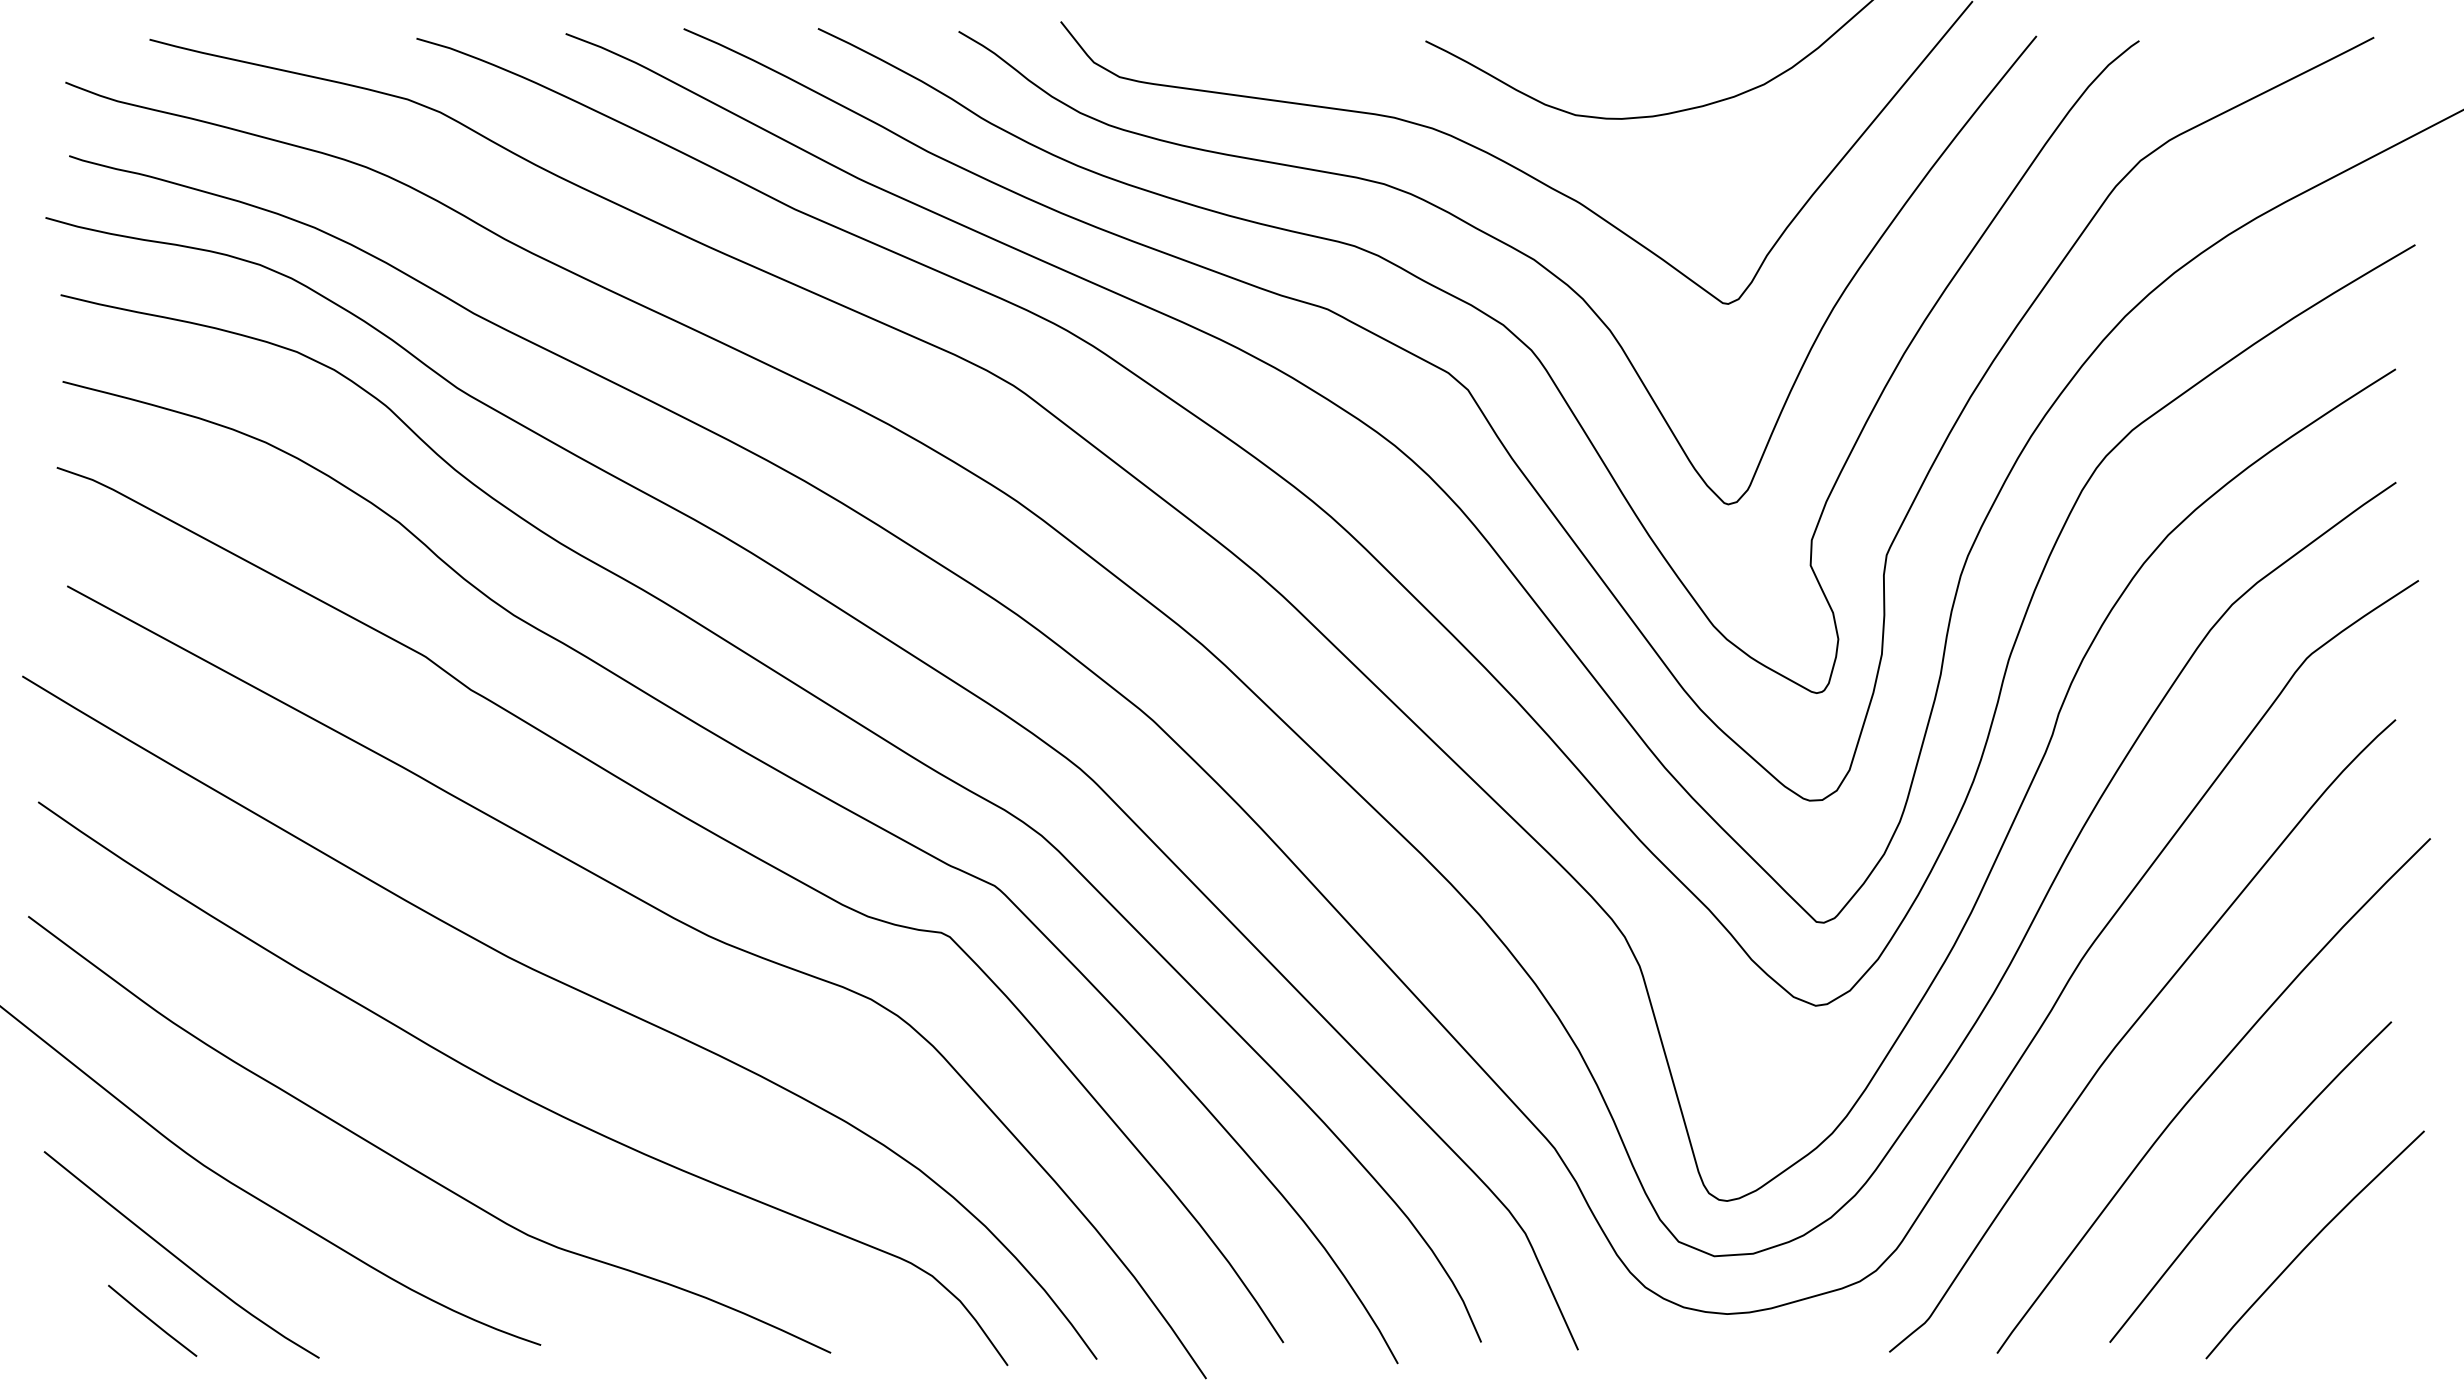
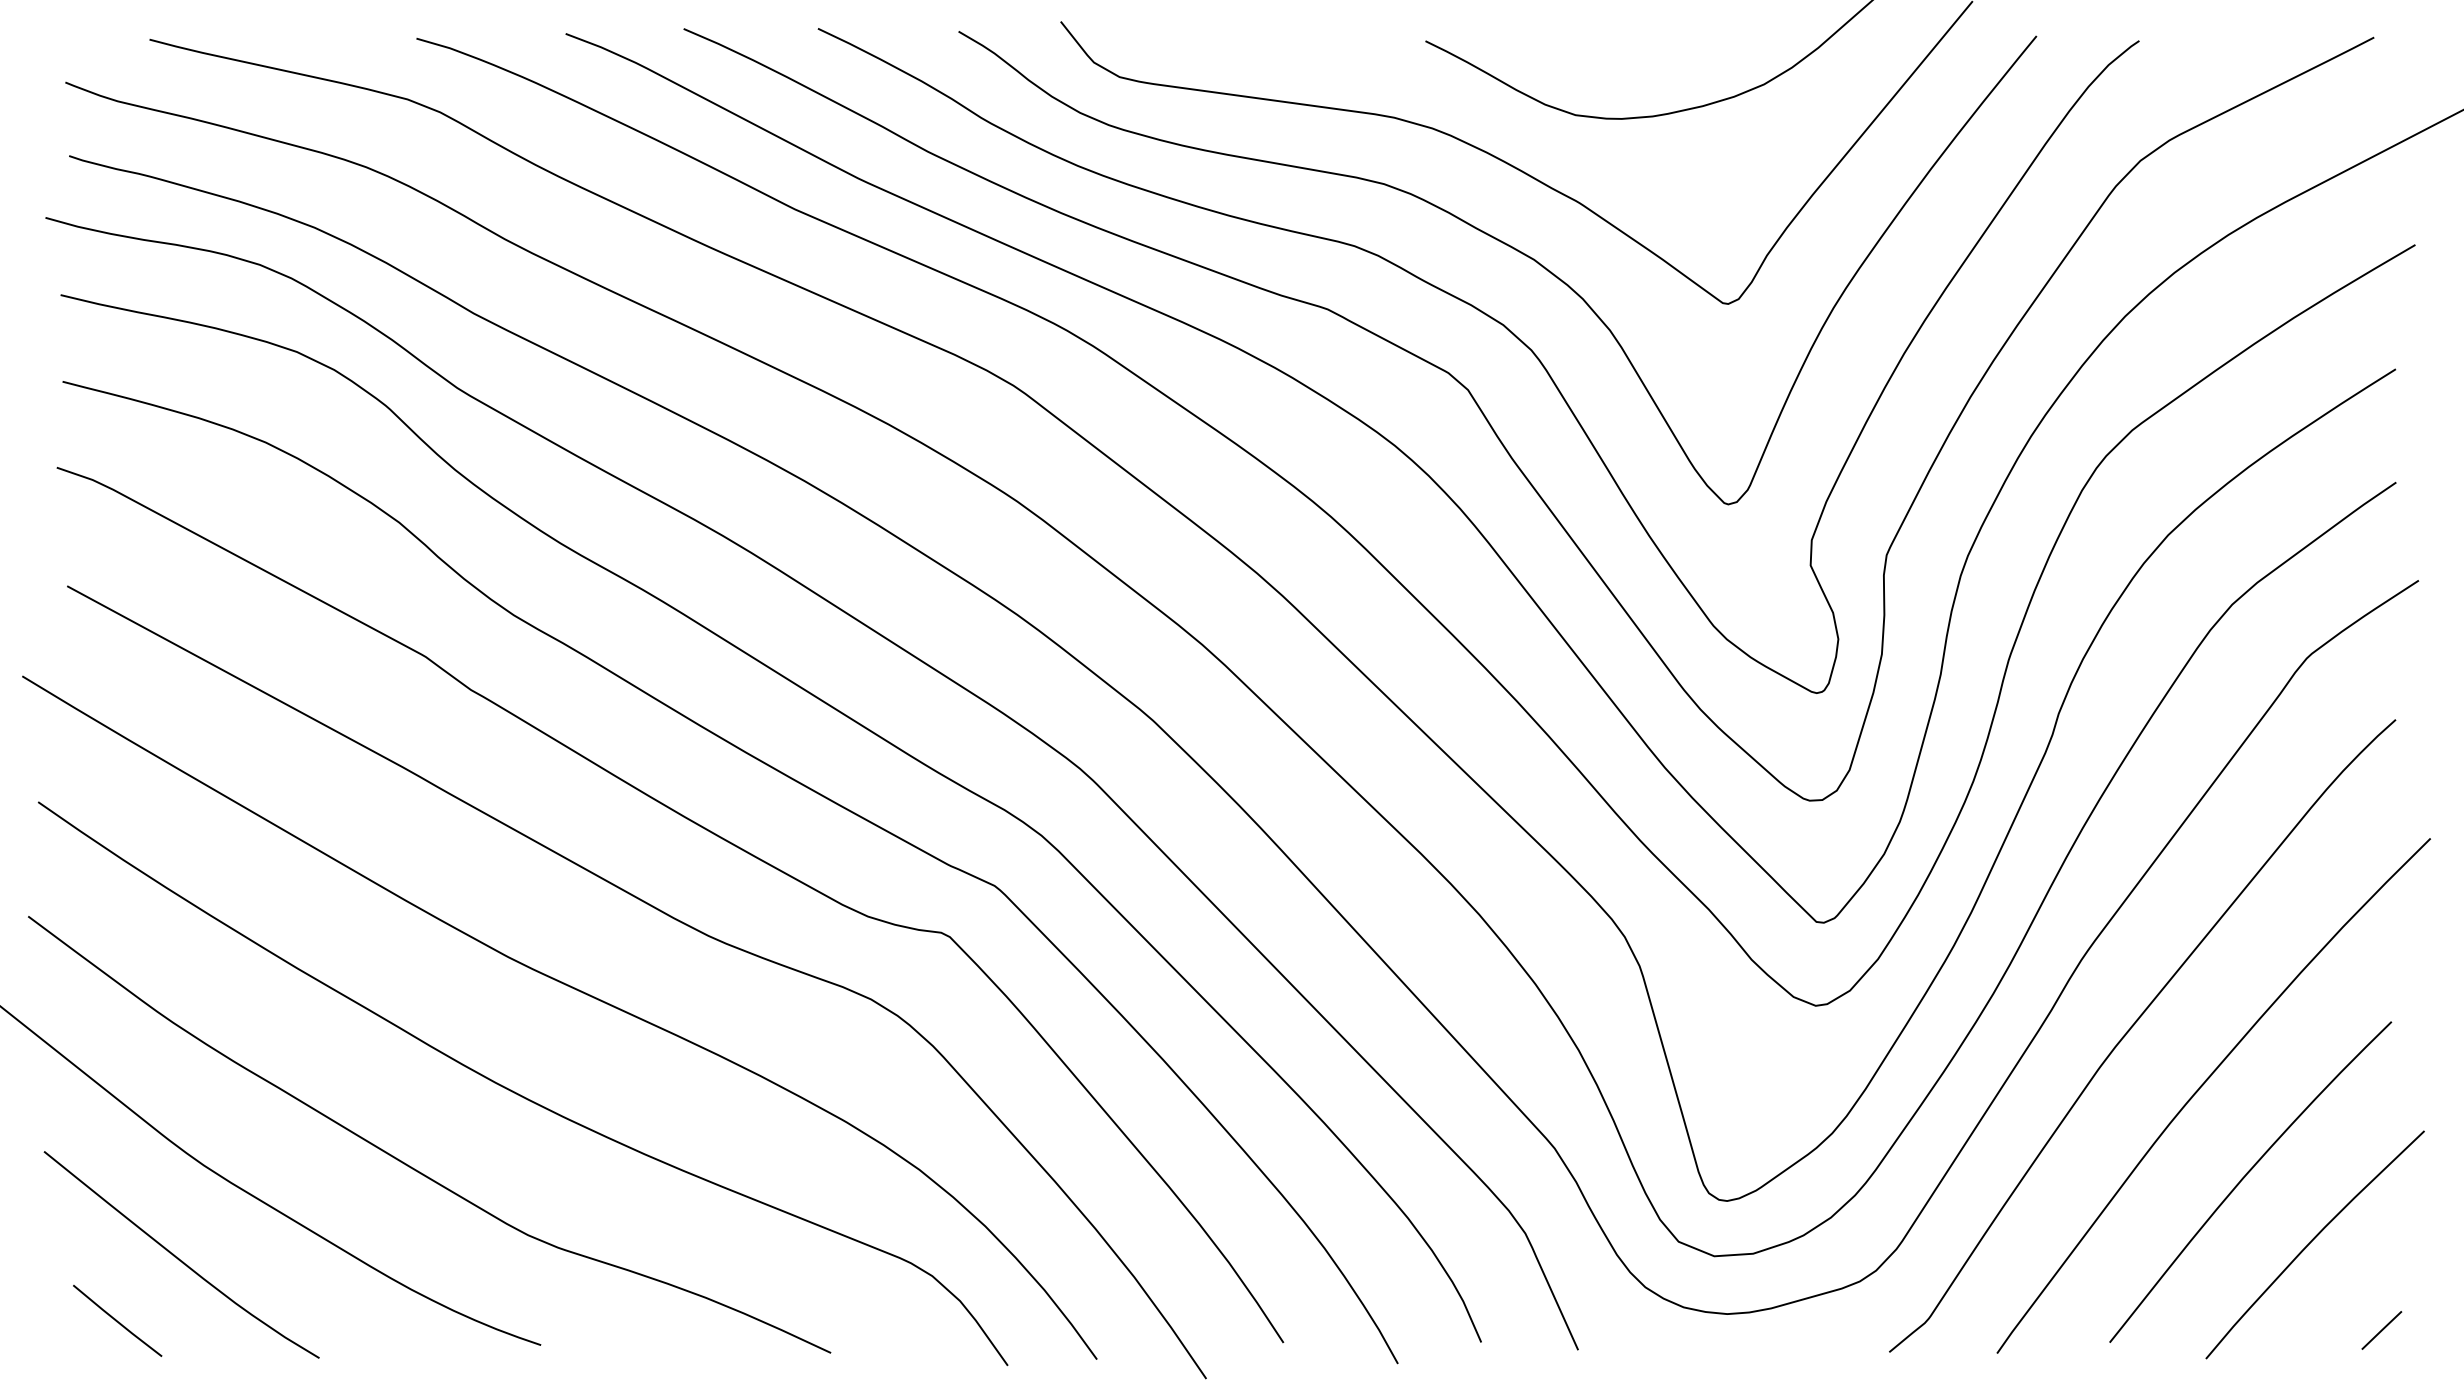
line position: (152, 1320) -> (117, 1320) (117, 1320)
line: none -> present (2381, 1330)
